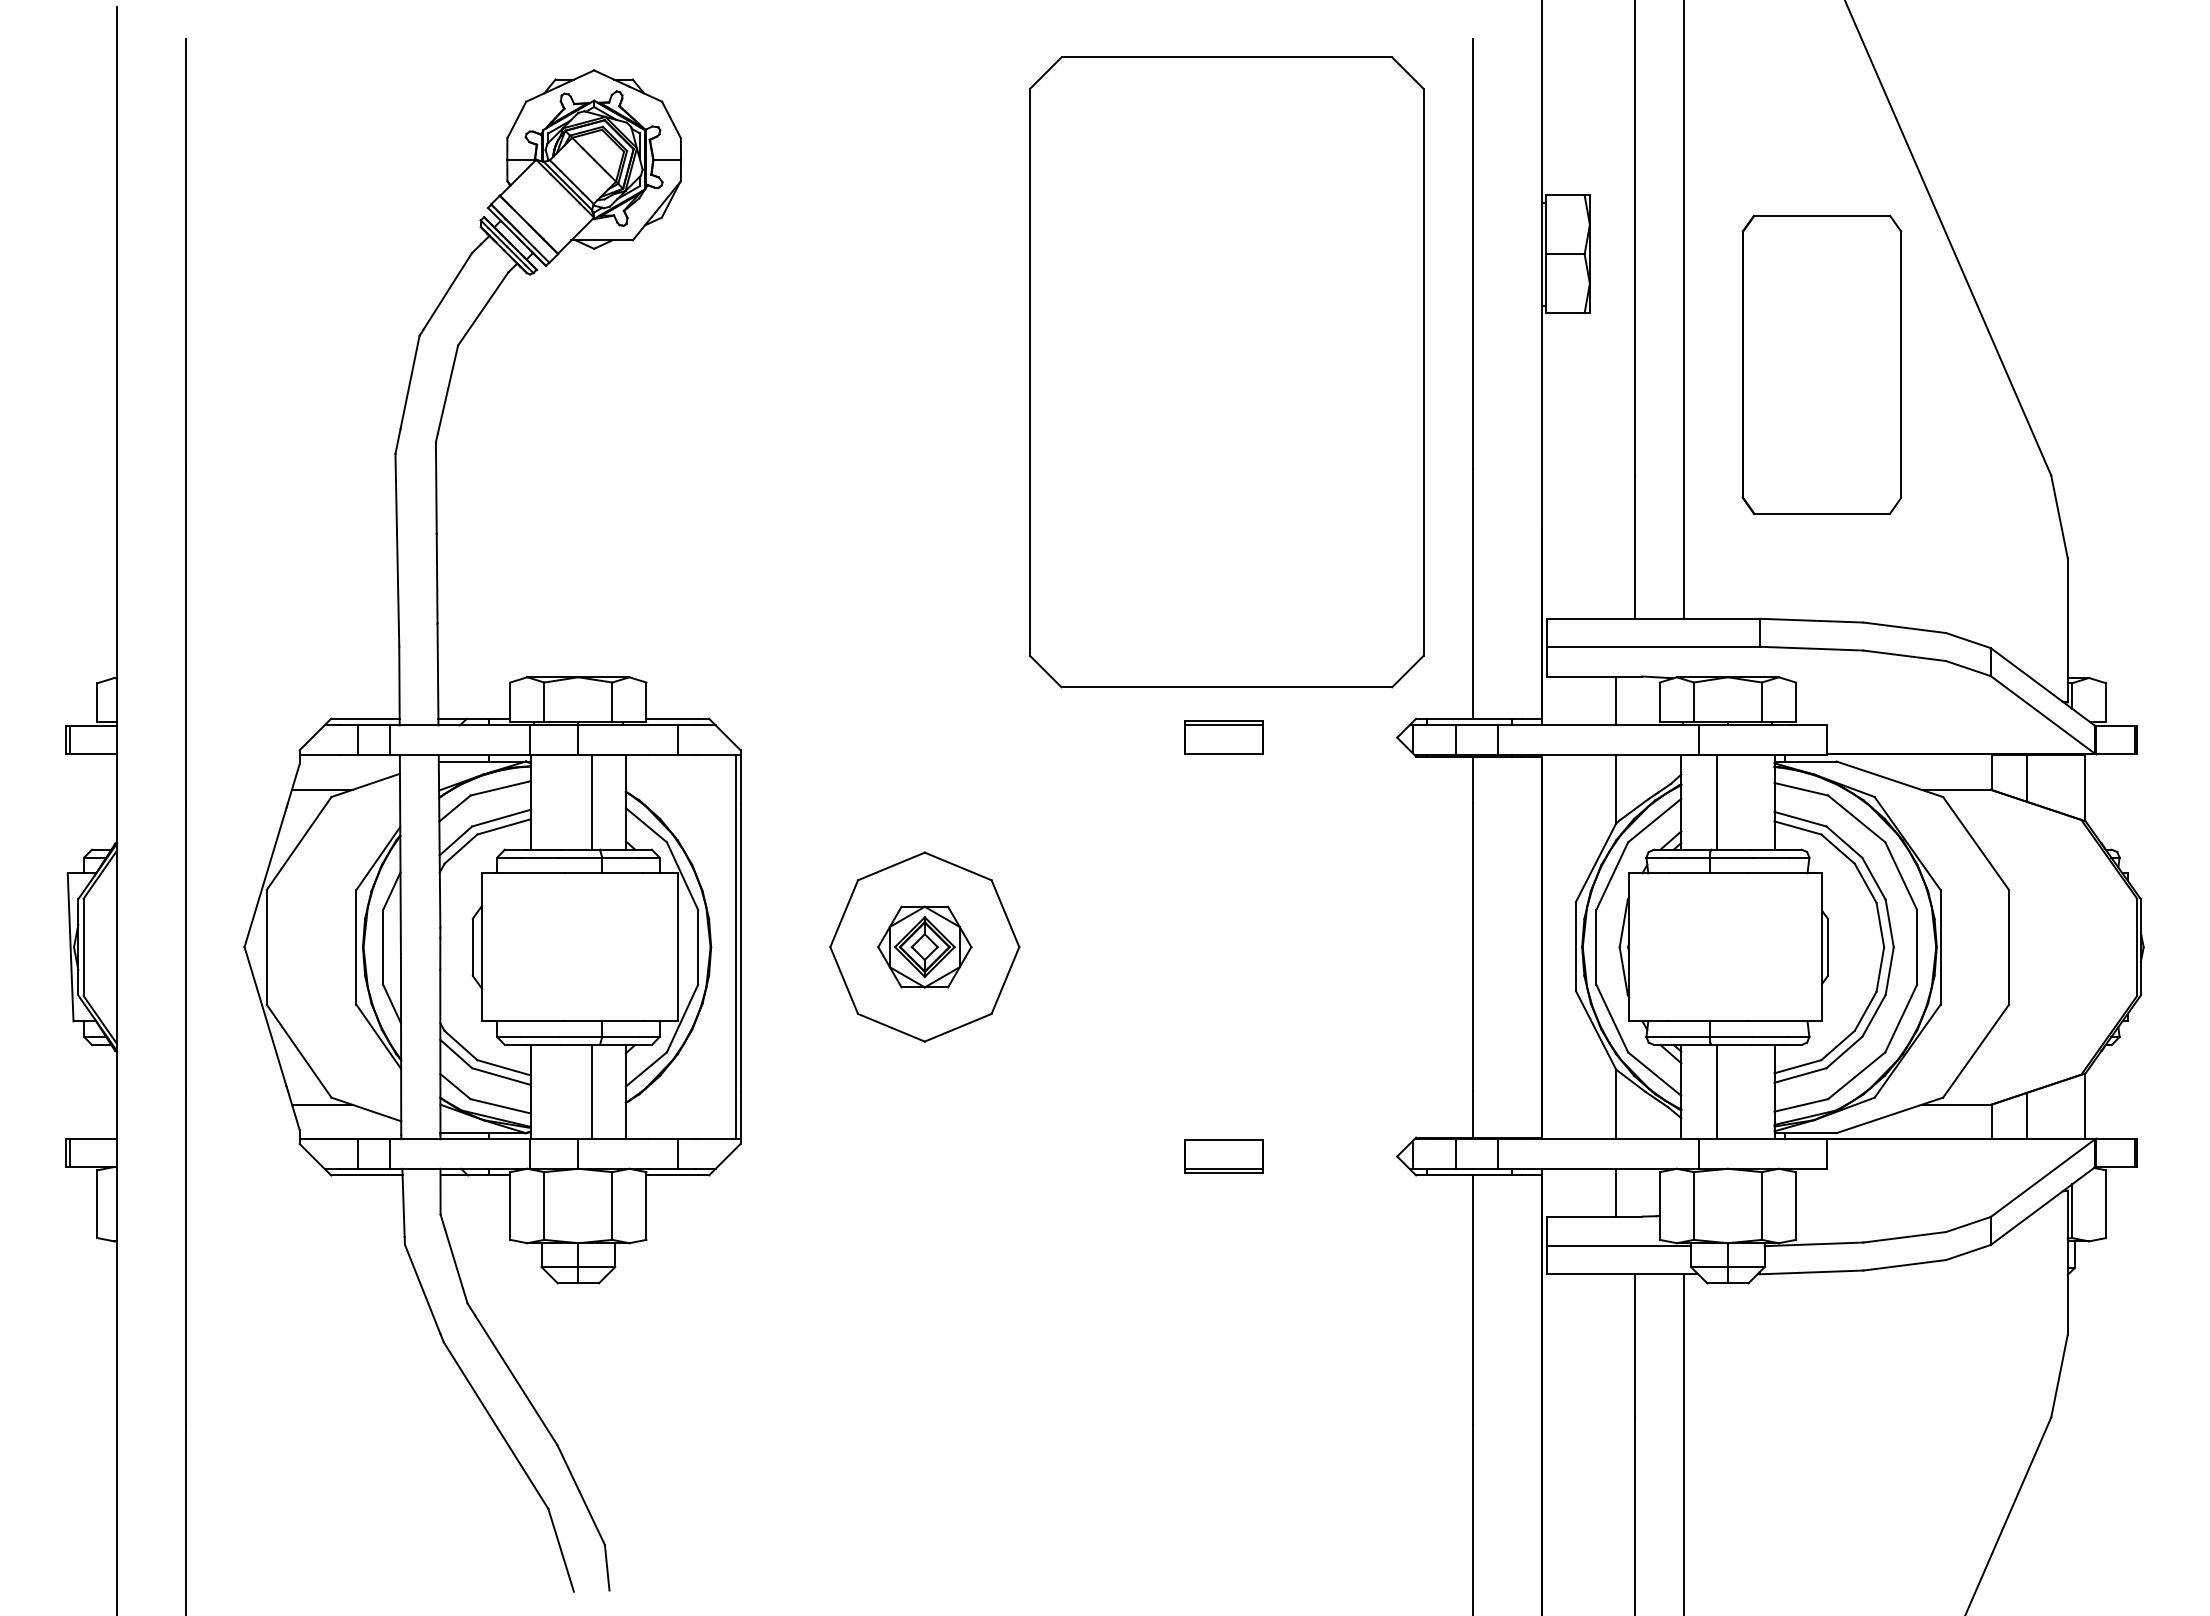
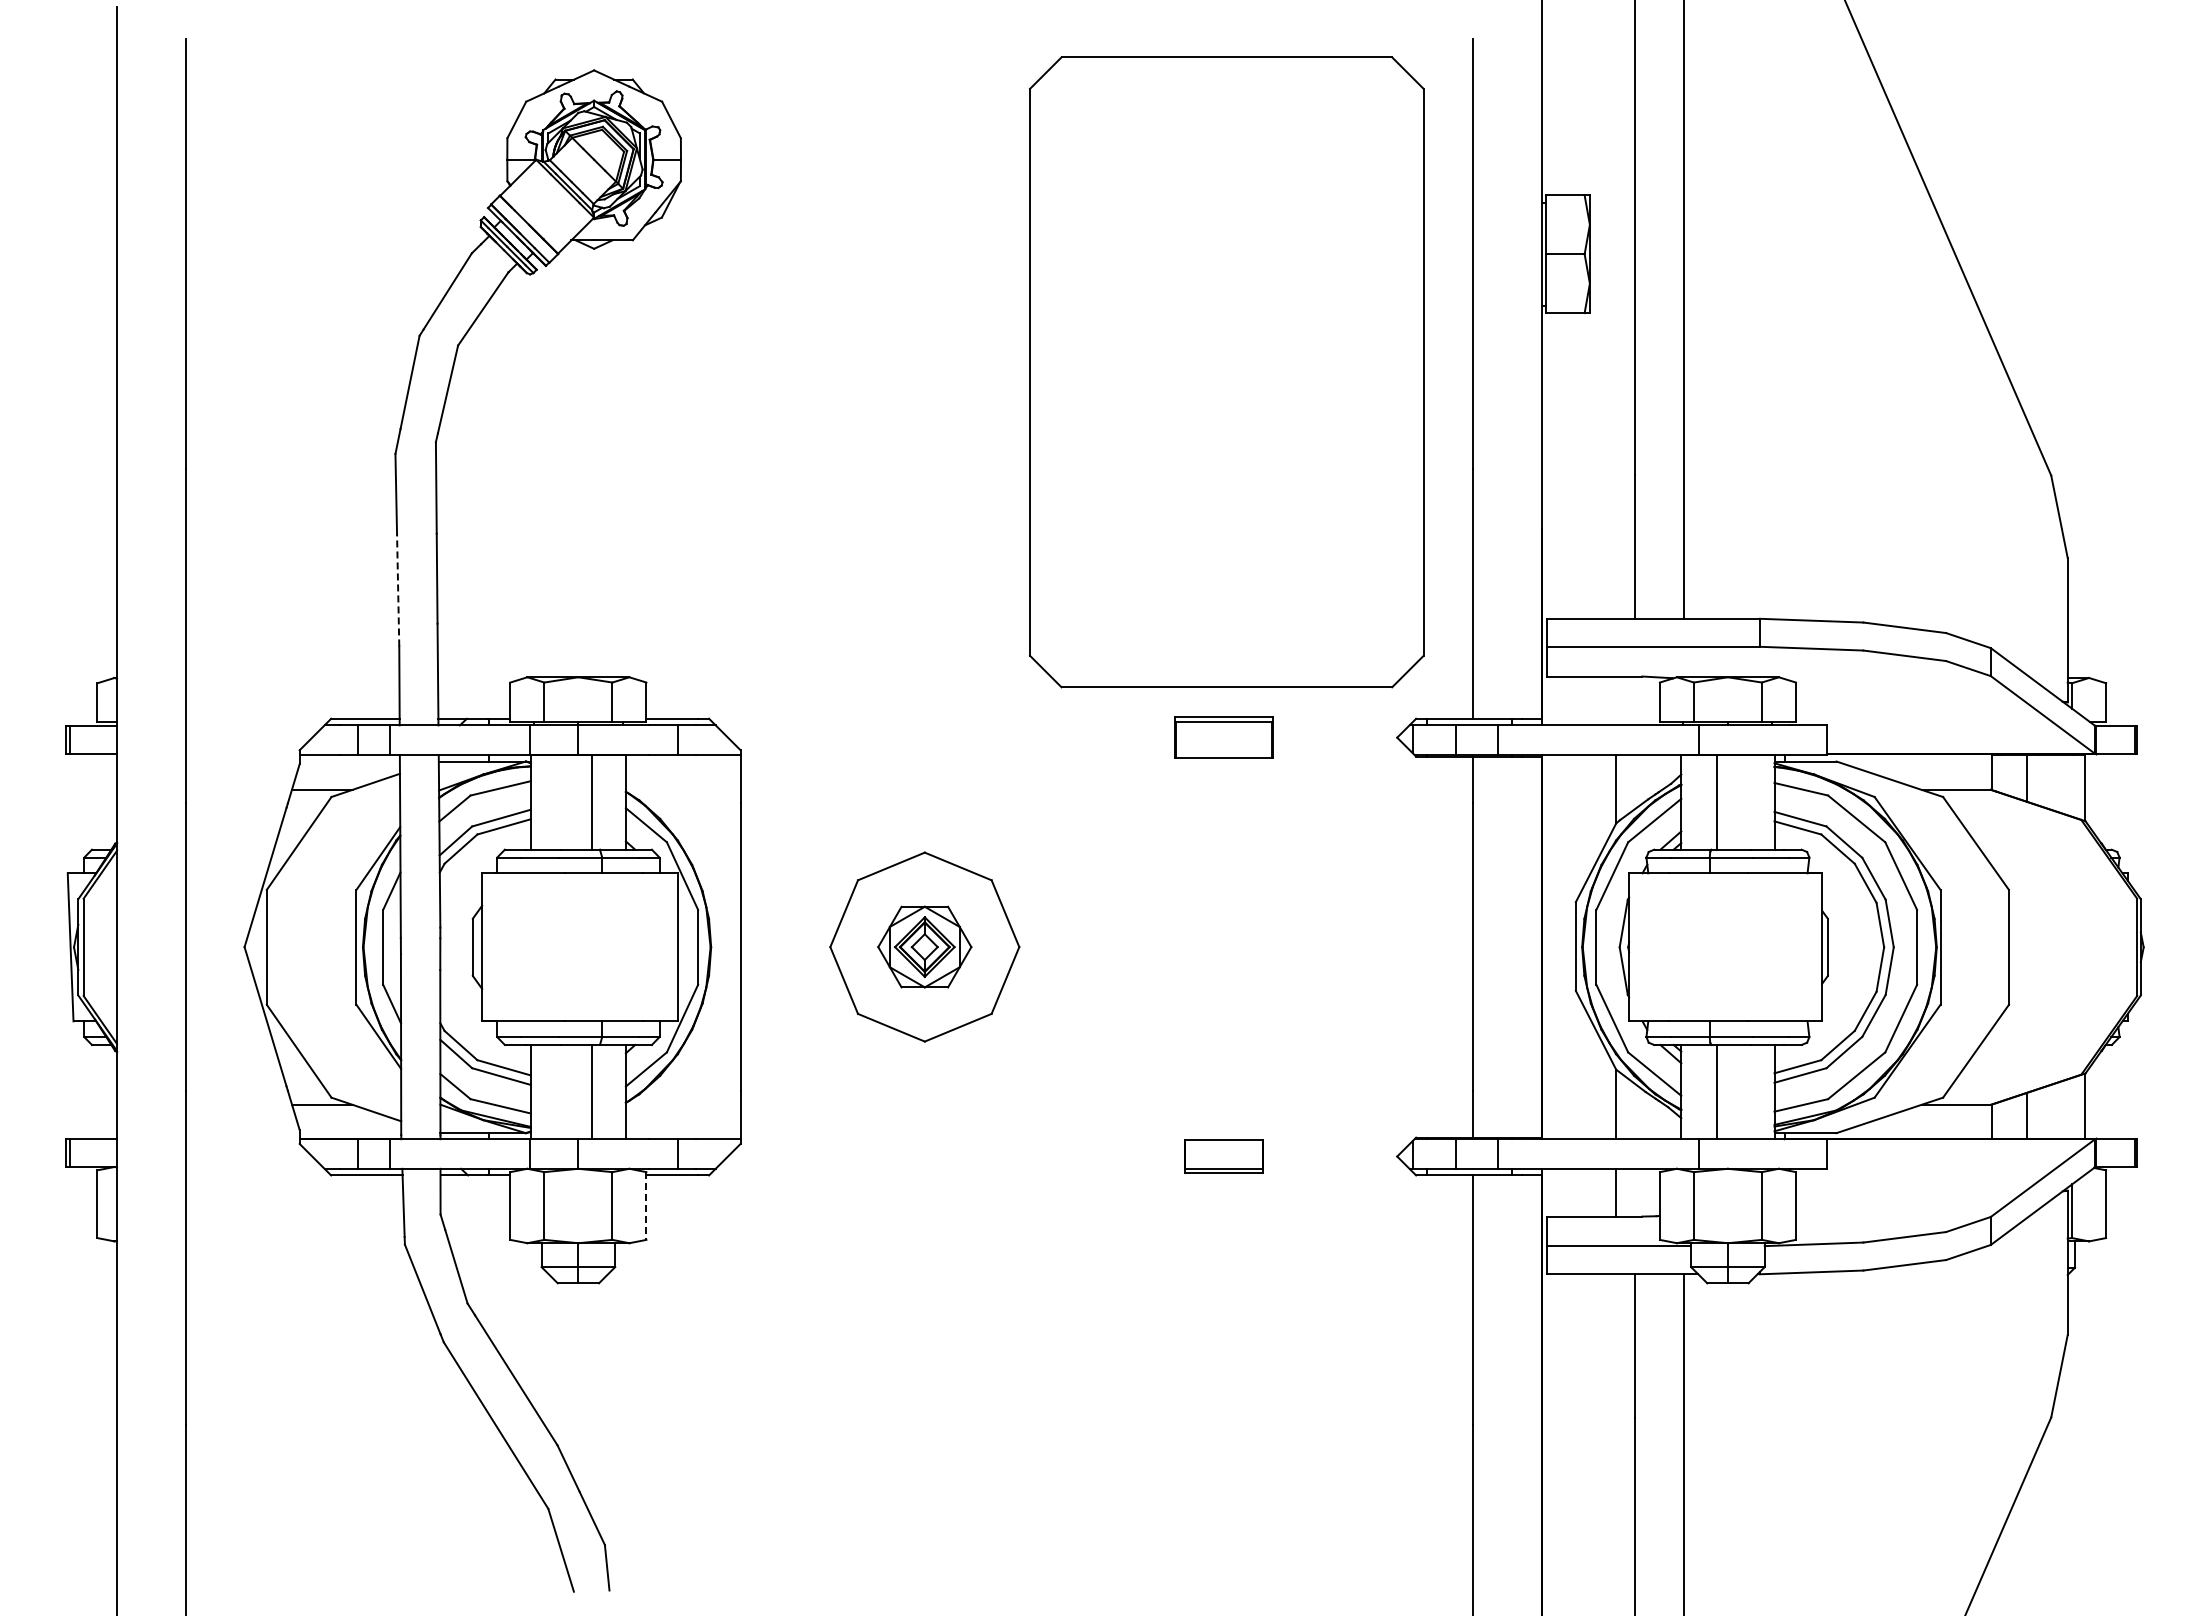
part: present -> none (1821, 364)
line: solid -> dashed (398, 590)
line: present -> none (1616, 700)
part size: 80x35 px -> 100x43 px (1223, 737)
line: present -> none (735, 947)
line: solid -> dashed (646, 1206)
